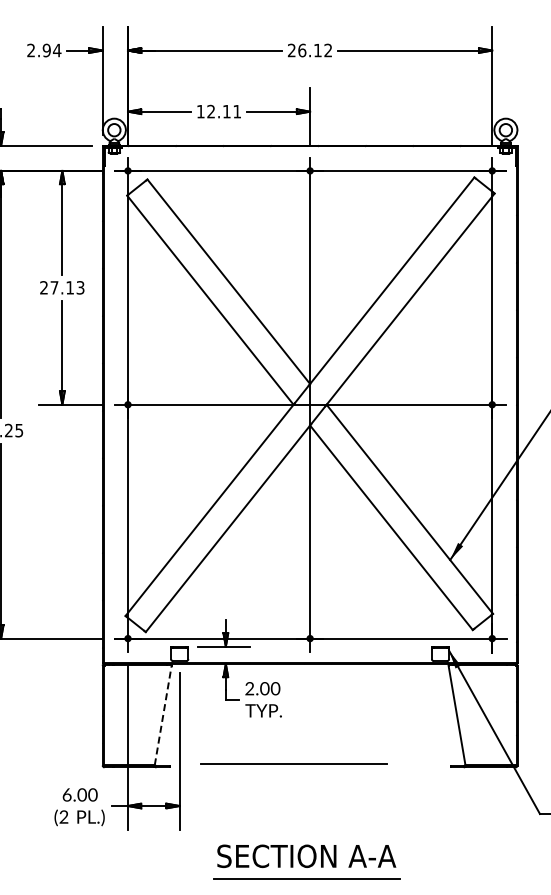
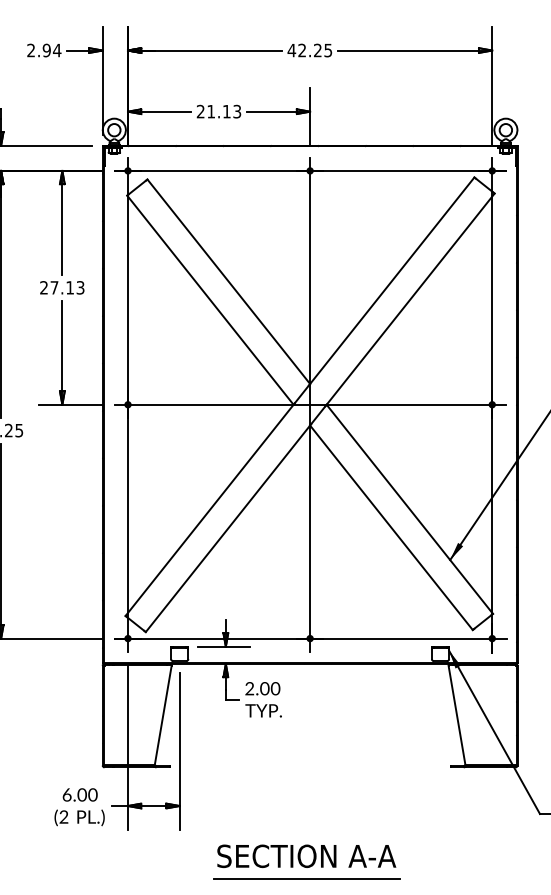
text: 26.12 -> 42.25 (309, 50)
text: 12.11 -> 21.13 (218, 111)
line: dashed -> solid (163, 715)
line: present -> none (293, 763)
